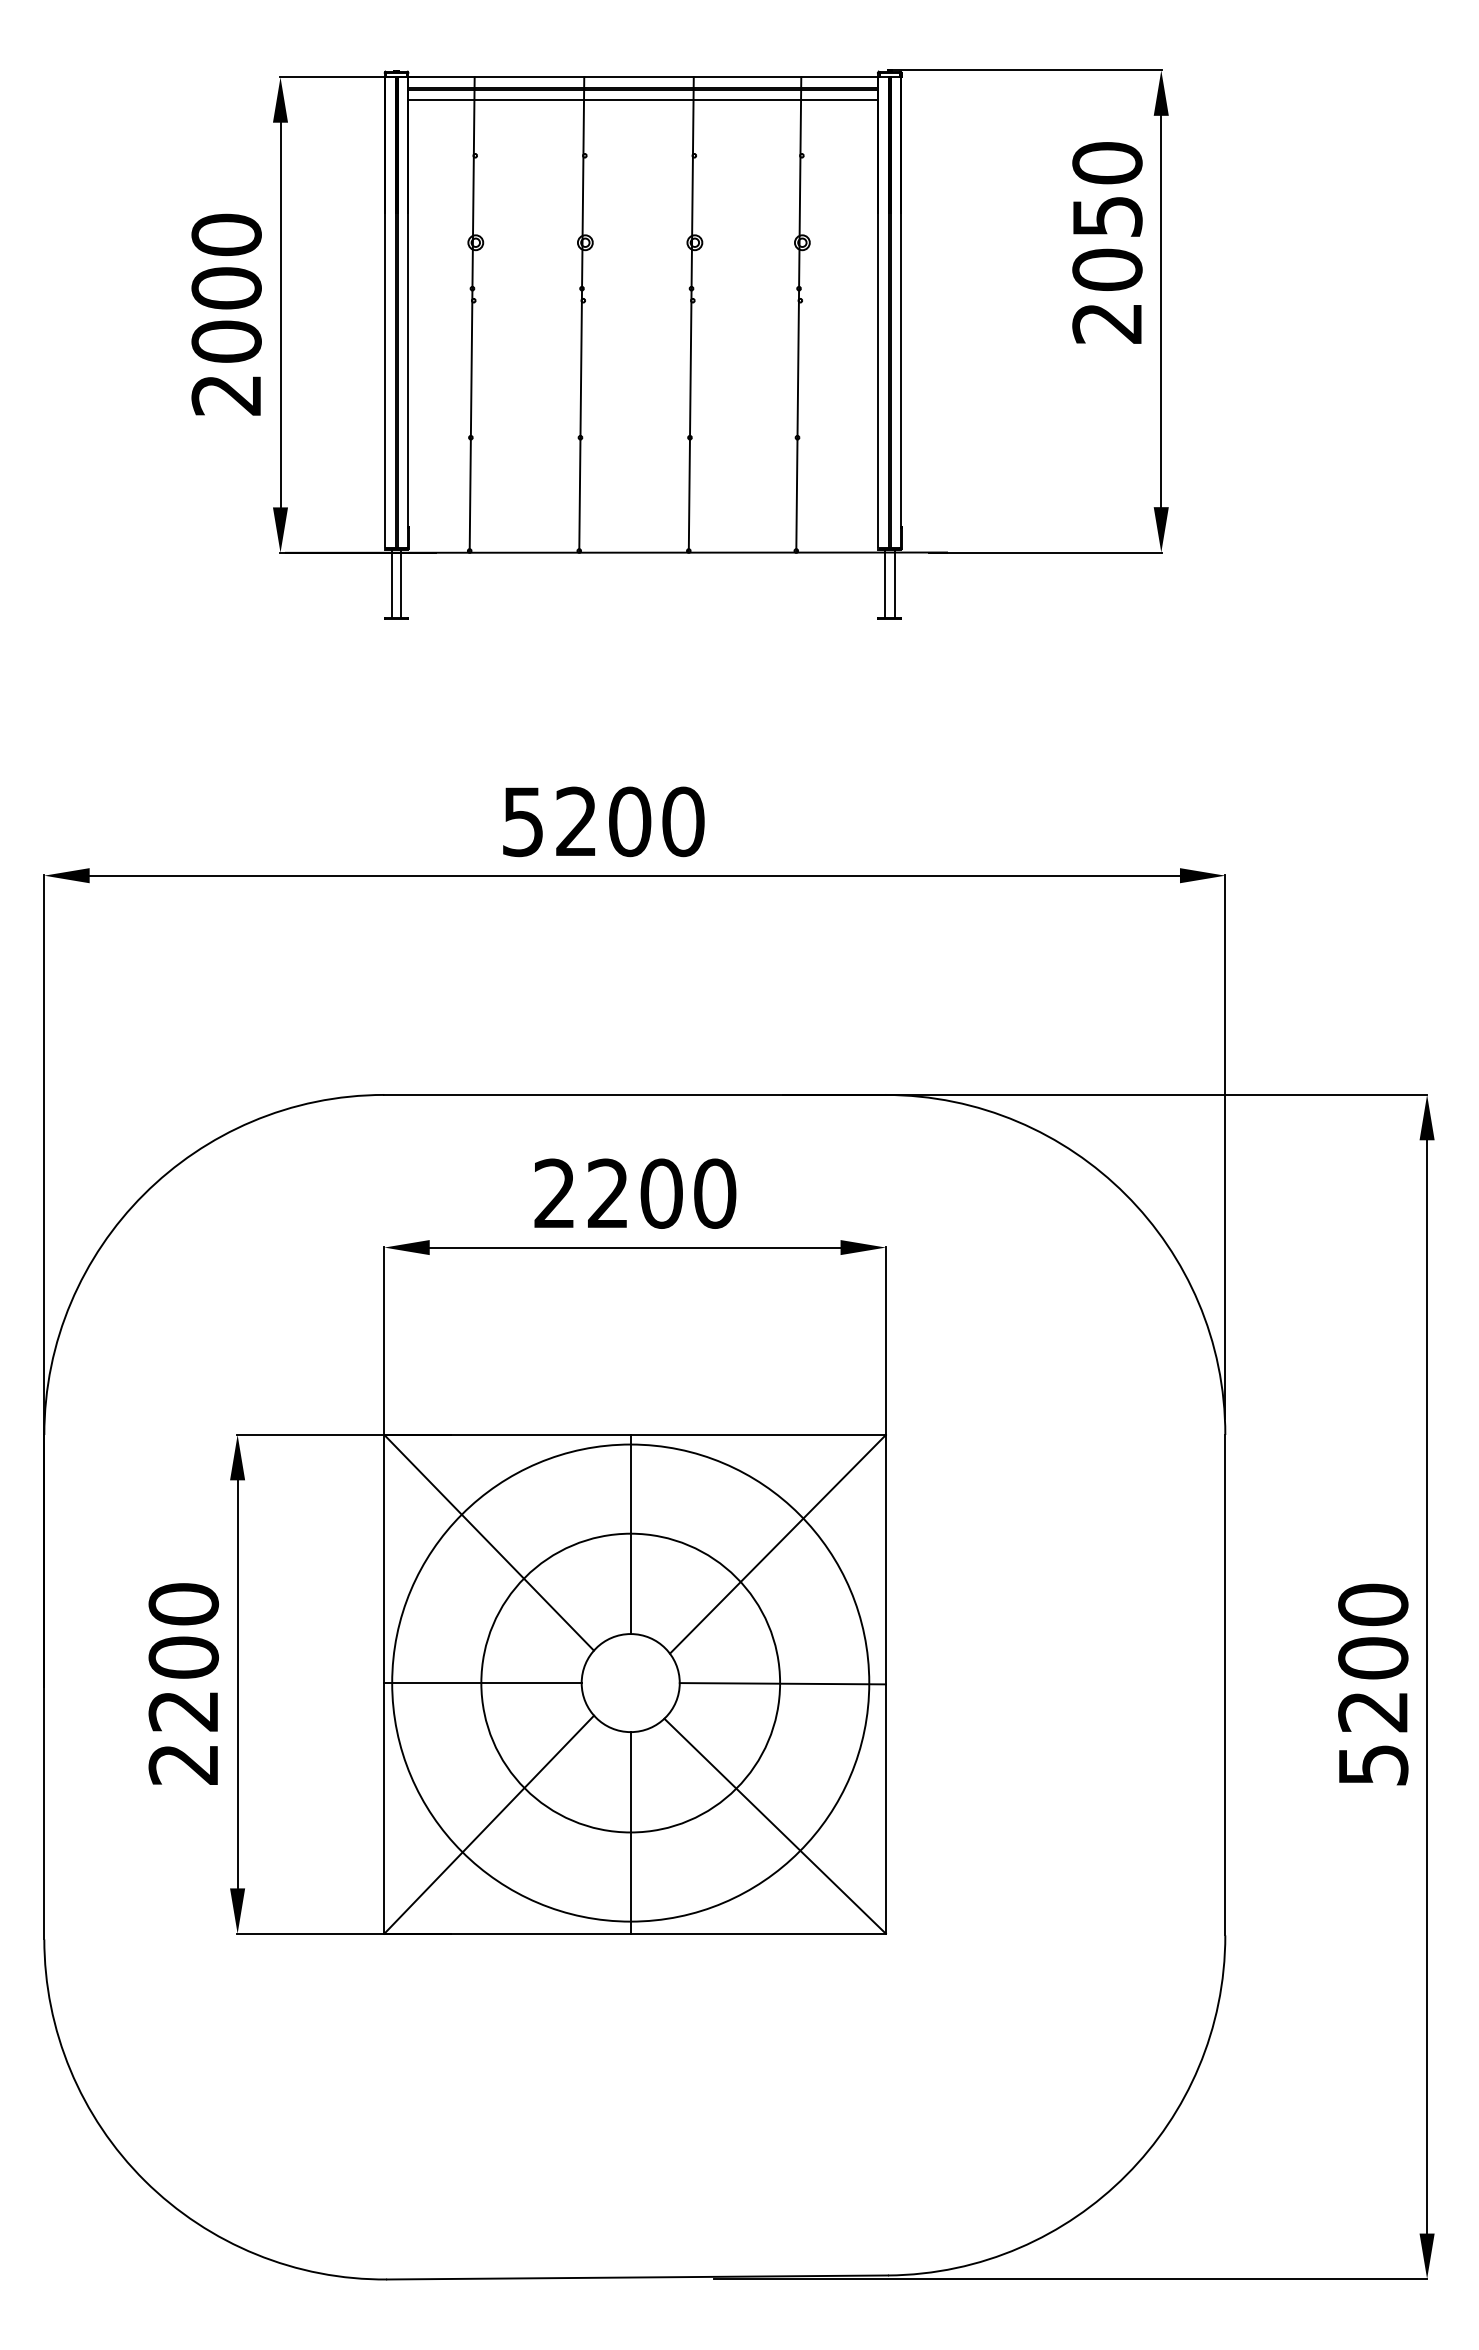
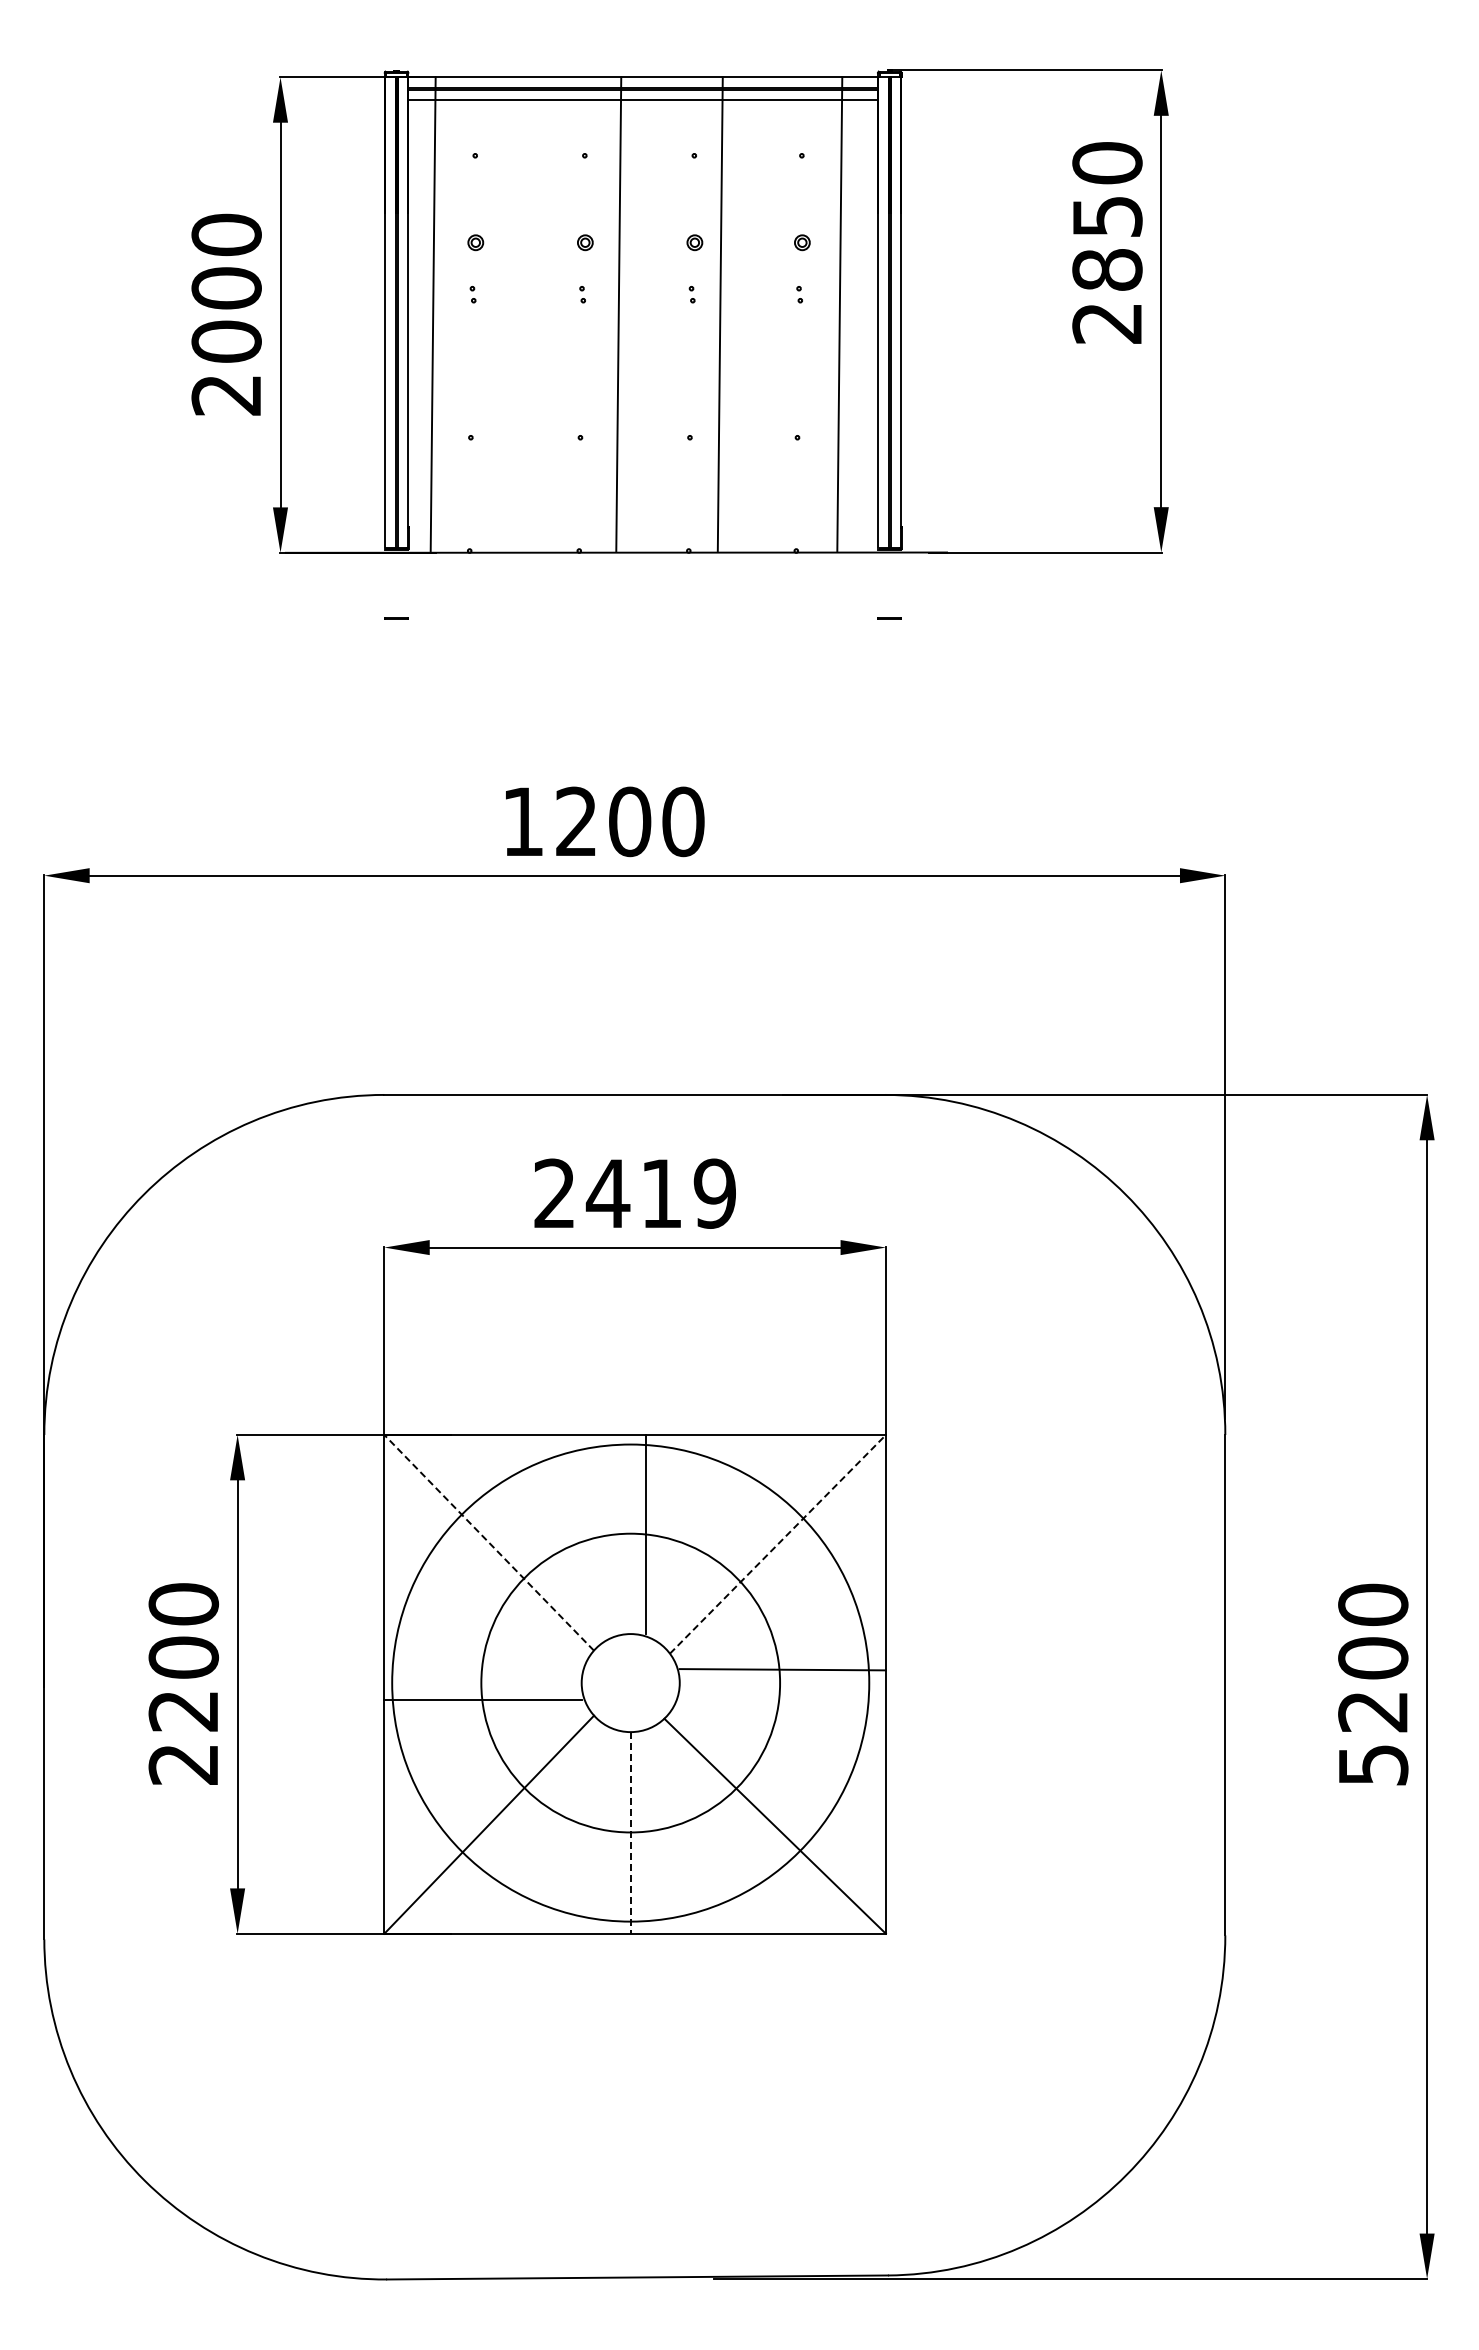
text: 2050 -> 2850 (1107, 269)
line position: (471, 314) -> (432, 314) (432, 314)
line position: (581, 314) -> (618, 314) (618, 314)
line position: (690, 314) -> (719, 314) (719, 314)
line position: (798, 314) -> (839, 314) (839, 314)
line: present -> none (391, 583)
line: present -> none (401, 583)
line: present -> none (885, 583)
line: present -> none (894, 583)
text: 5200 -> 1200 (522, 822)
text: 2200 -> 2419 (660, 1193)
line position: (630, 1534) -> (645, 1534) (645, 1534)
line: solid -> dashed (488, 1542)
line: solid -> dashed (777, 1544)
line position: (482, 1683) -> (482, 1700) (482, 1700)
line position: (782, 1683) -> (782, 1669) (782, 1669)
line: solid -> dashed (630, 1832)
